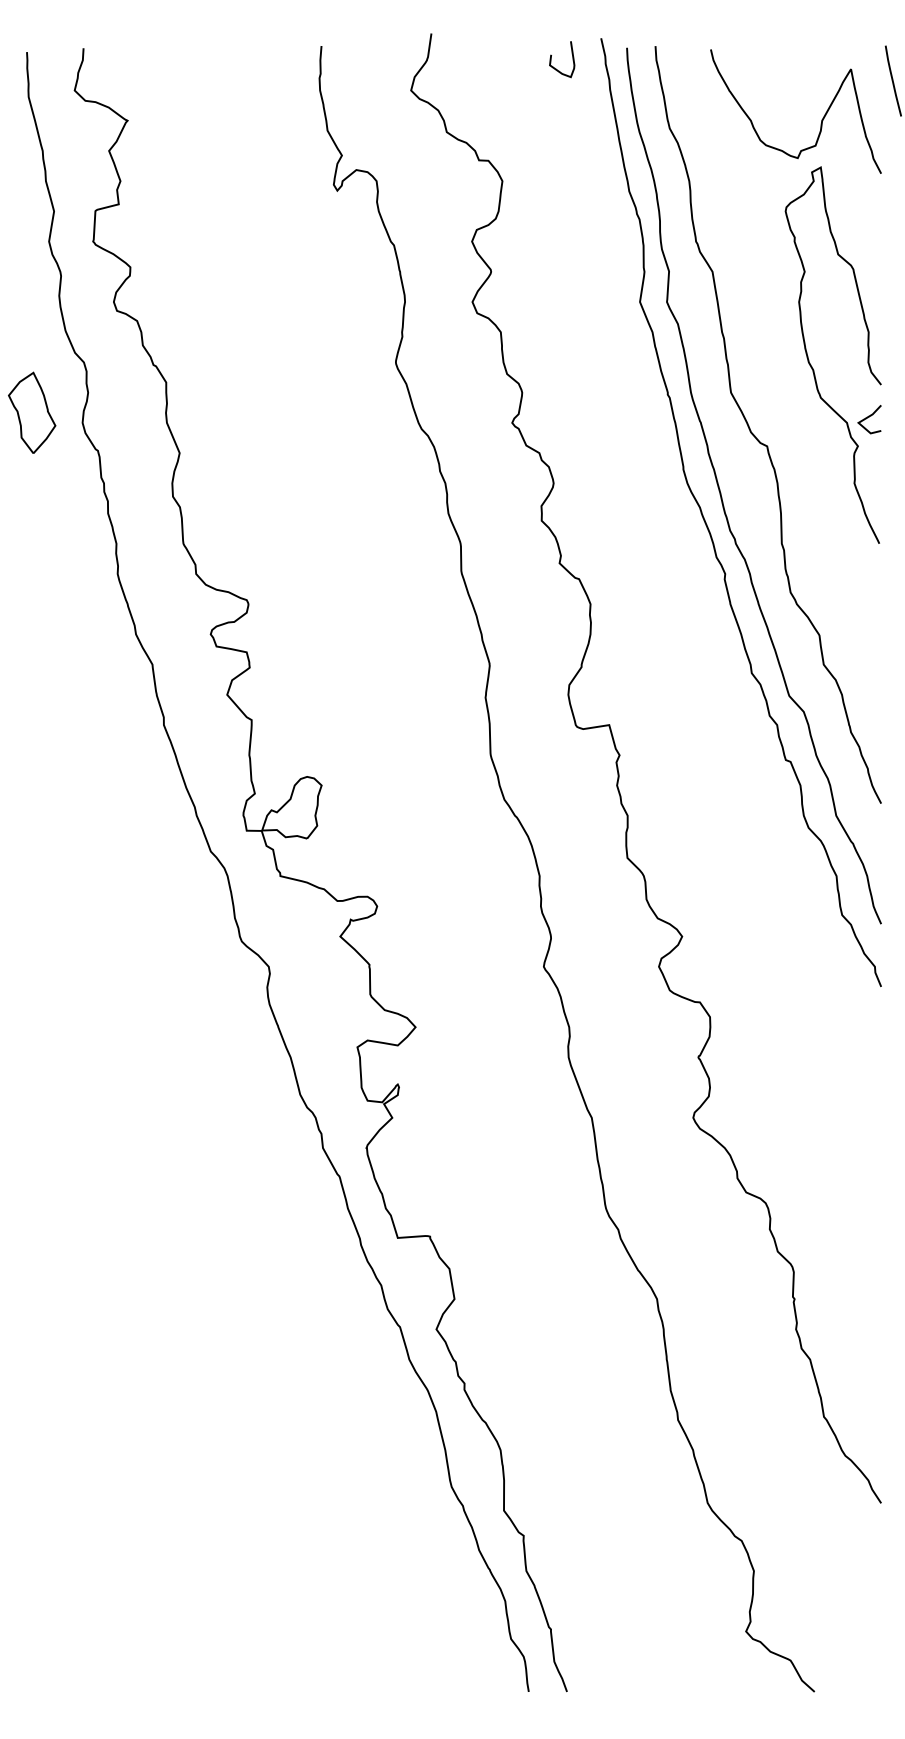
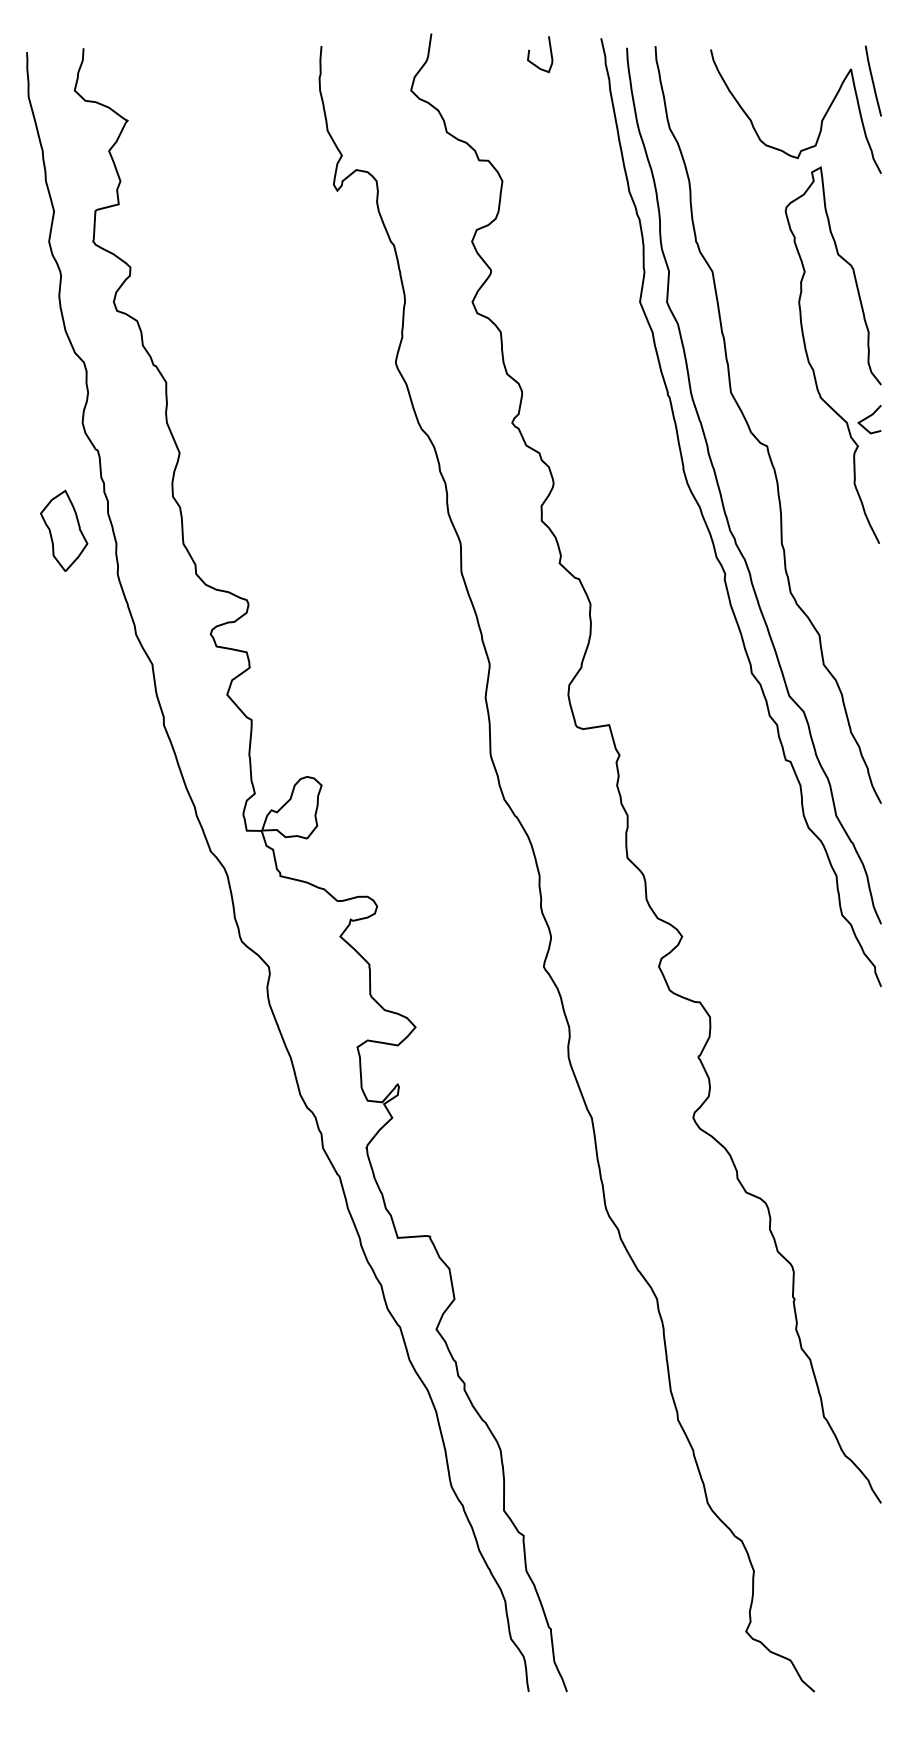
curve position: (572, 59) -> (550, 54) (550, 54)
line position: (892, 80) -> (872, 80) (872, 80)
part position: (32, 412) -> (64, 530) (64, 530)
